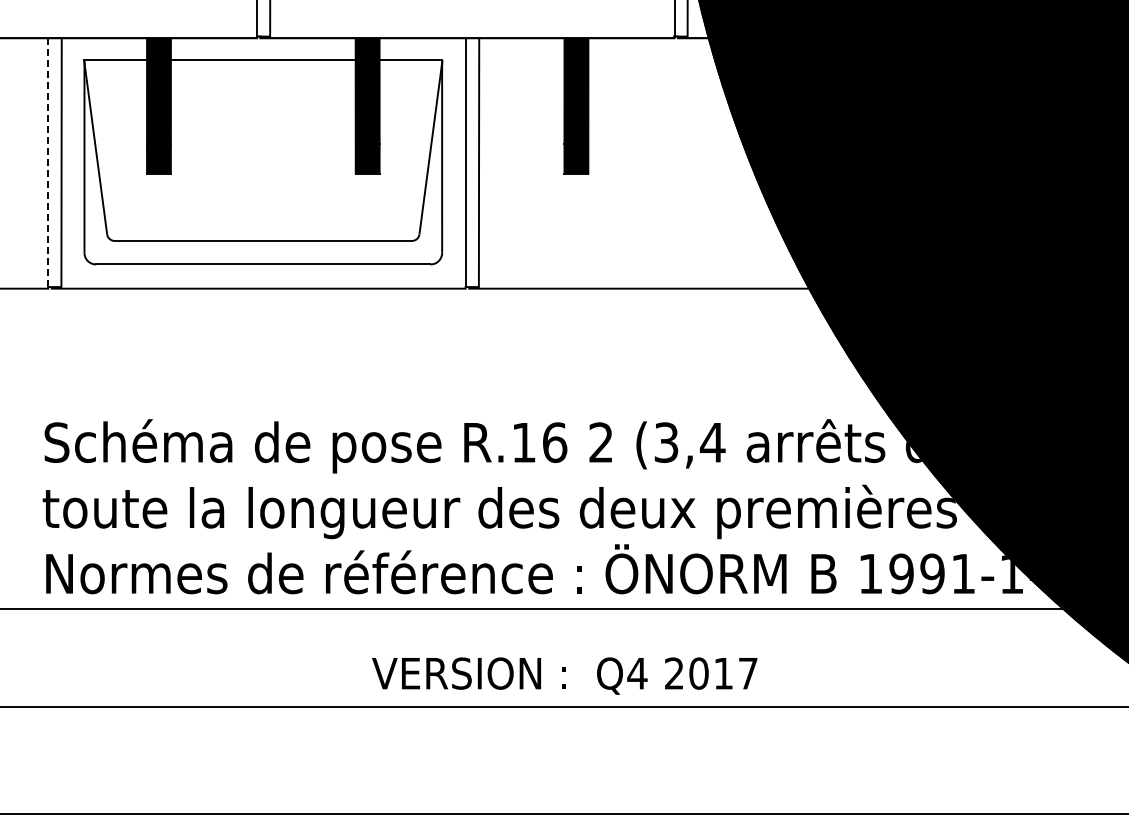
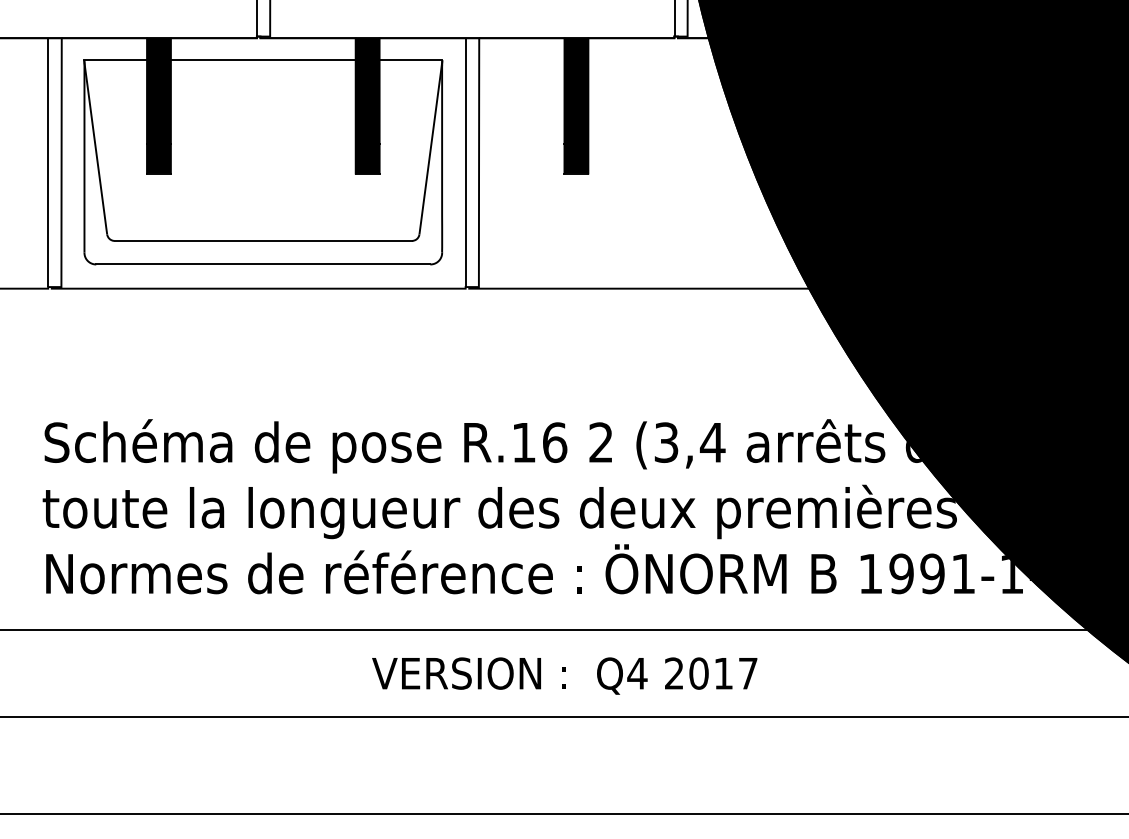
line: dashed -> solid (48, 163)
line position: (563, 609) -> (563, 630) (563, 630)
line position: (563, 706) -> (563, 716) (563, 716)
